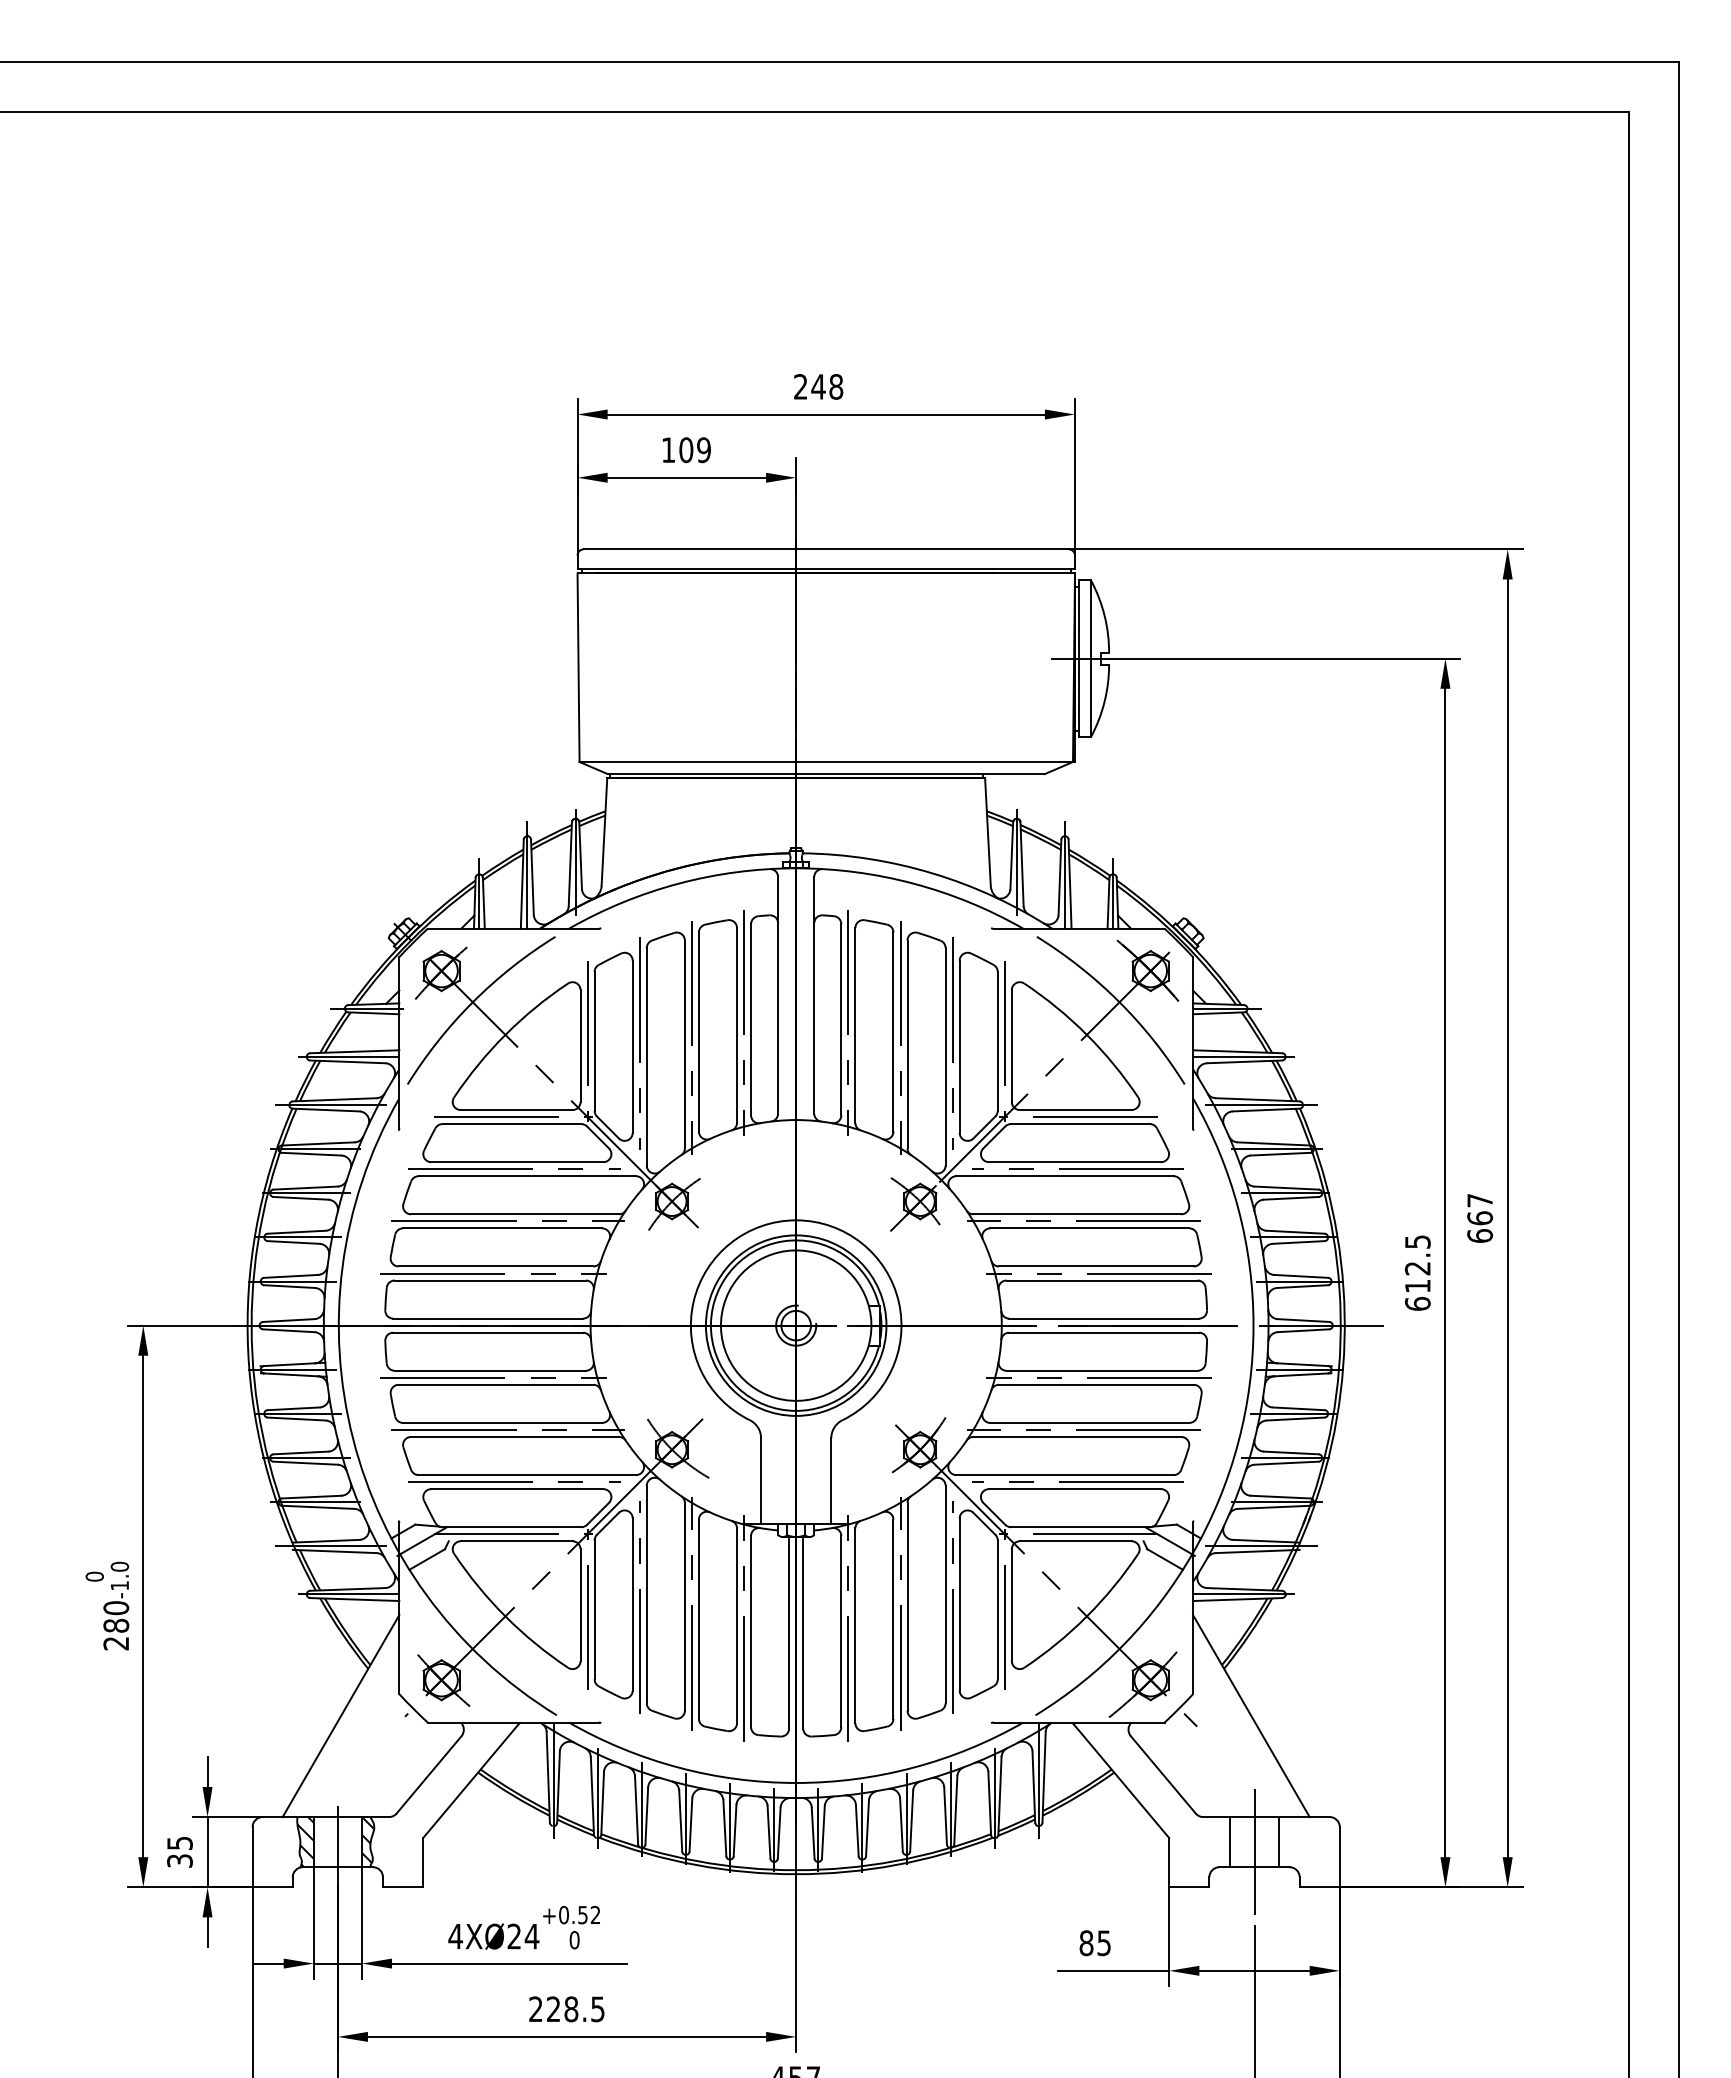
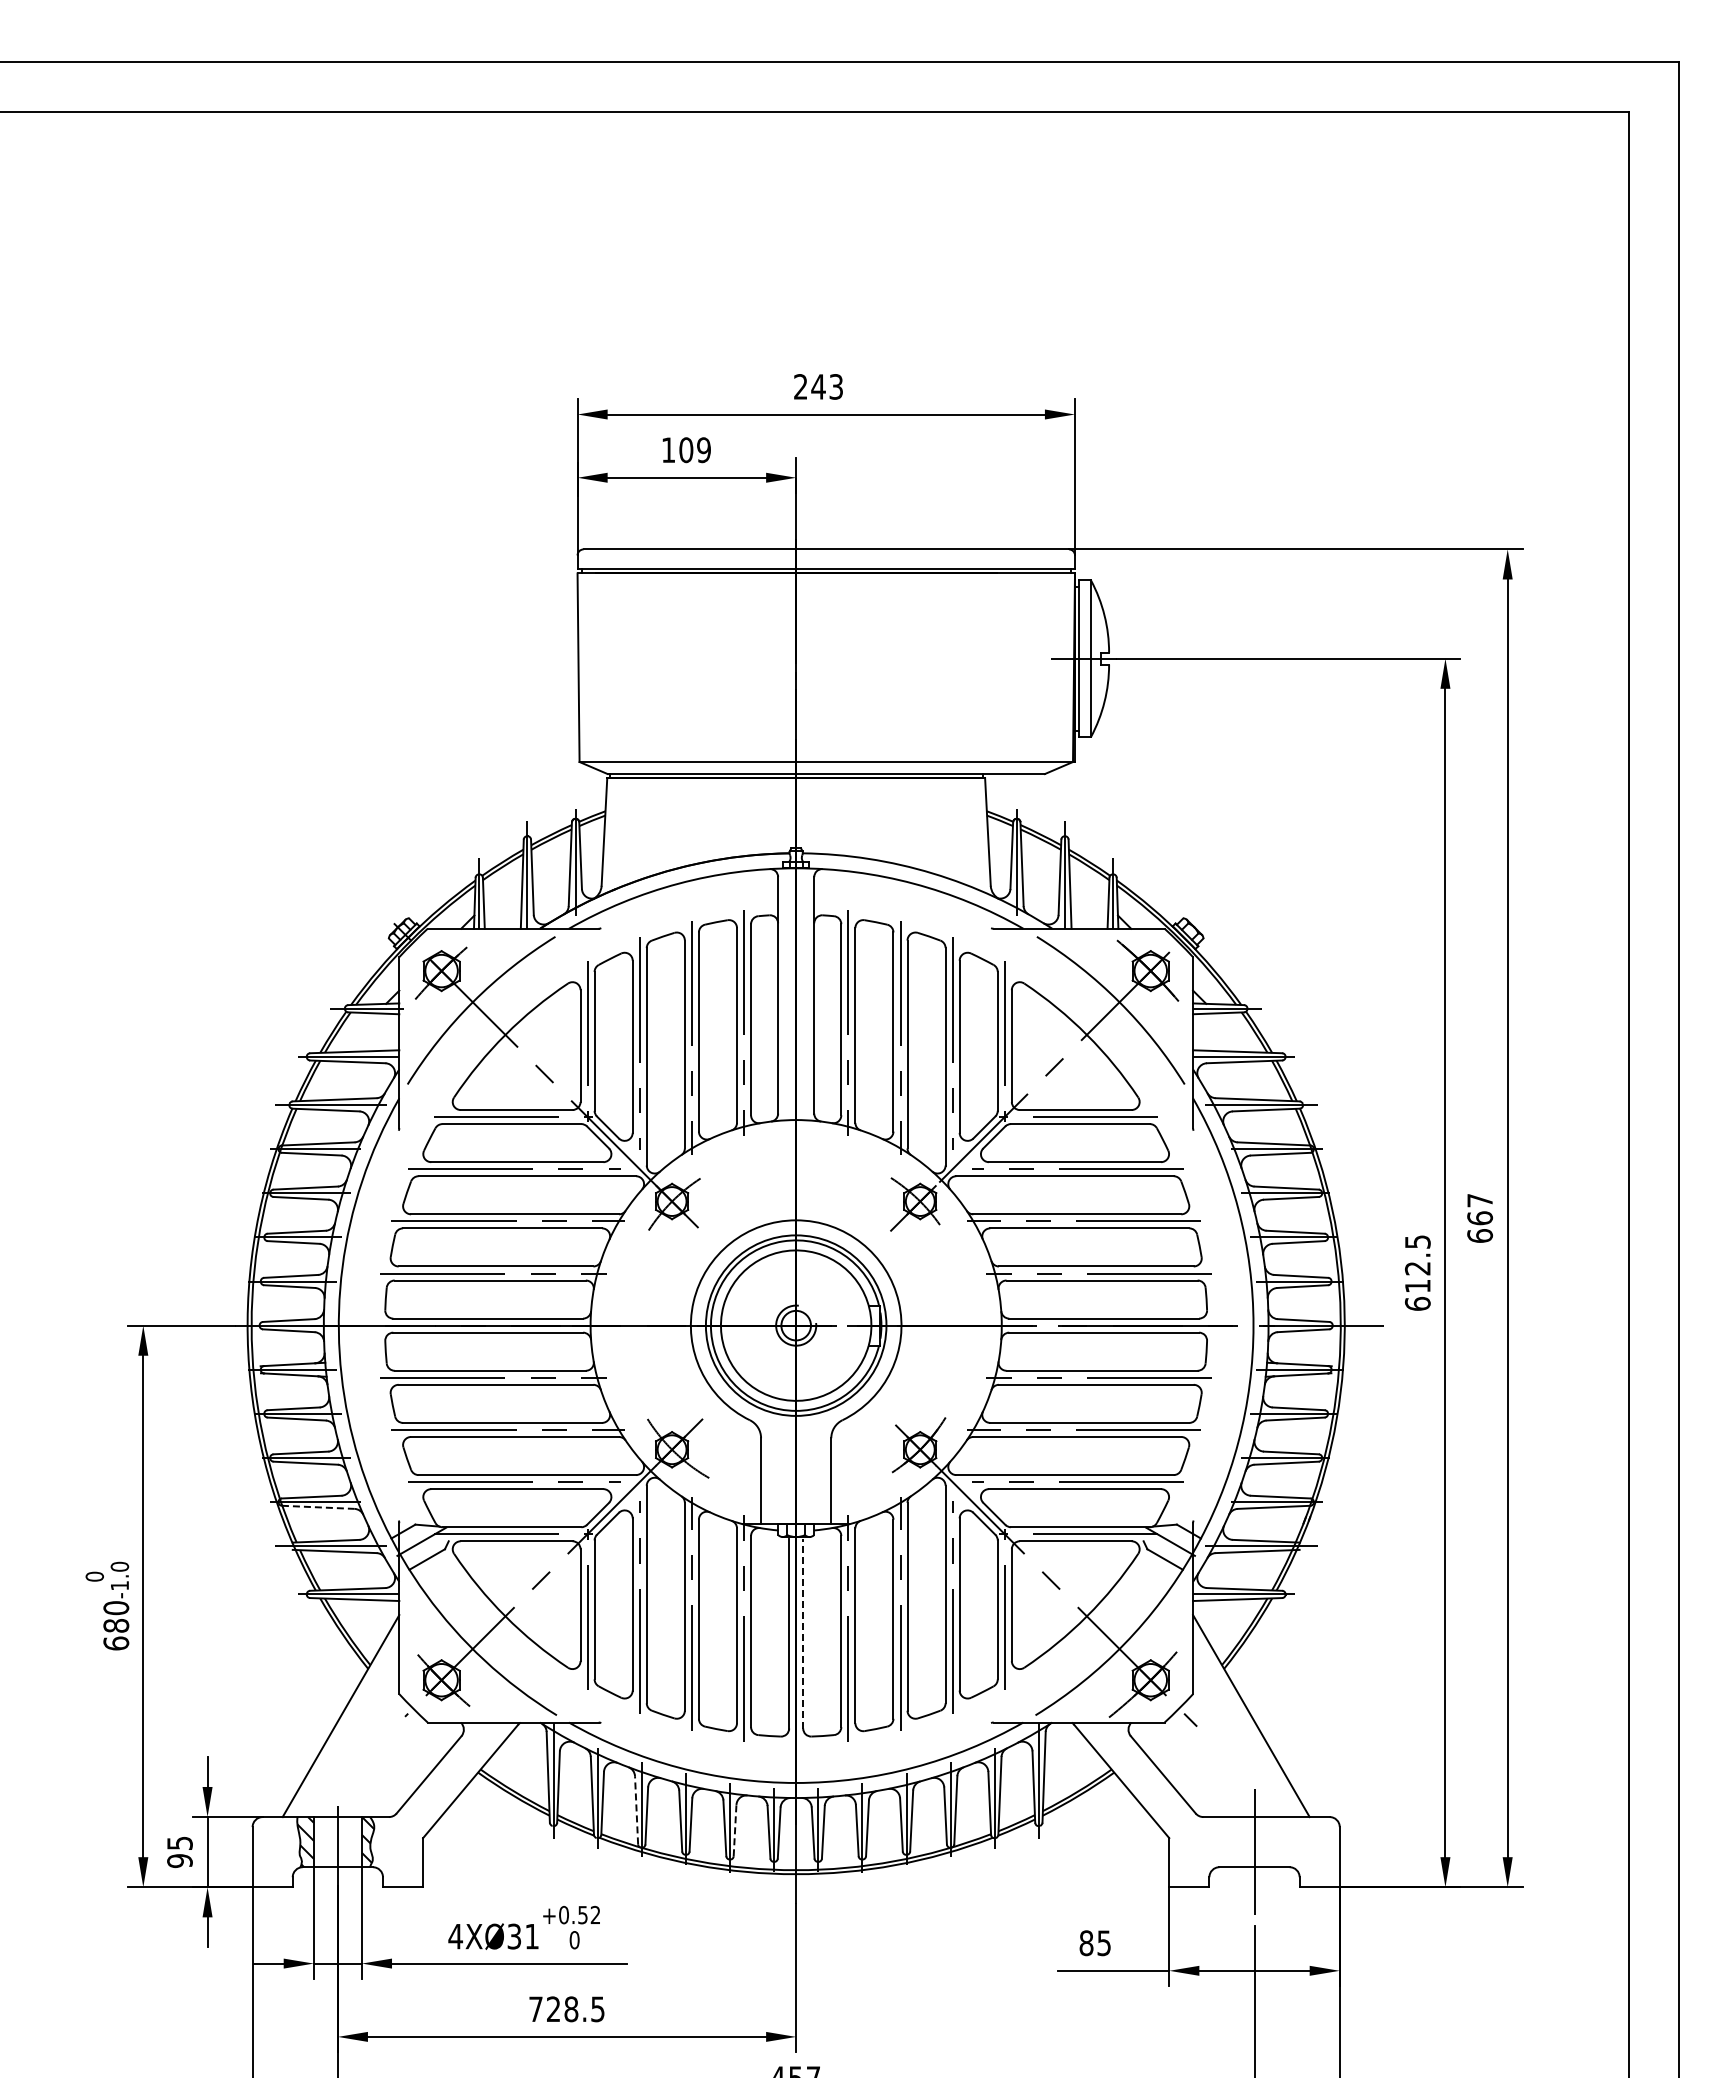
text: 248 -> 243 (836, 386)
line: solid -> dashed (318, 1507)
line: solid -> dashed (803, 1633)
text: 280 -> 680 (116, 1643)
line: solid -> dashed (636, 1809)
line: solid -> dashed (735, 1830)
line: present -> none (1230, 1842)
line: present -> none (1278, 1842)
text: 35 -> 95 (179, 1861)
text: 4XØ24 -> 4XØ31 (523, 1936)
text: 228.5 -> 728.5 (535, 2008)
